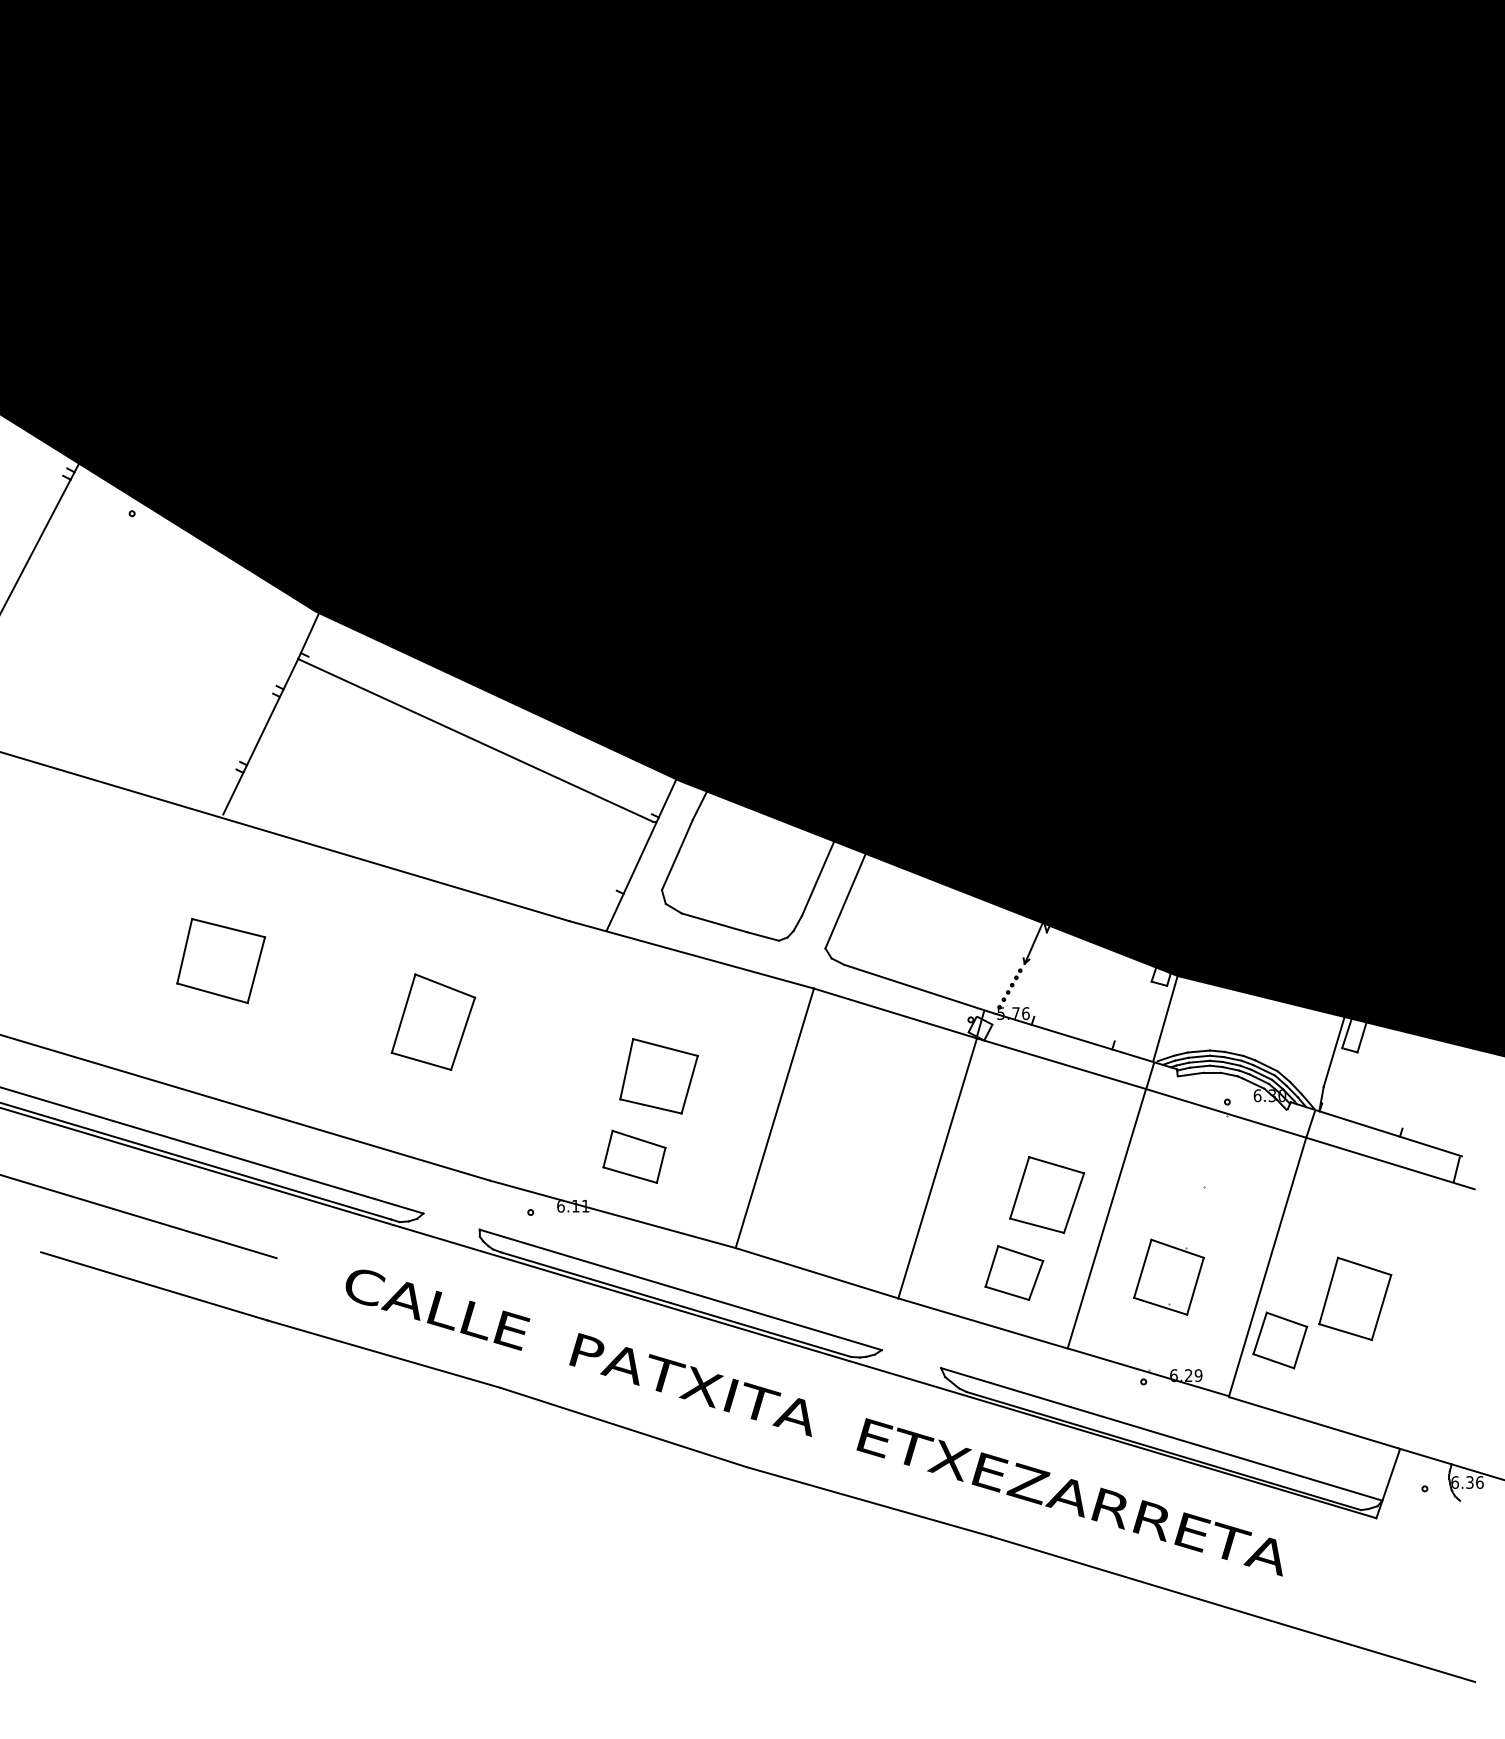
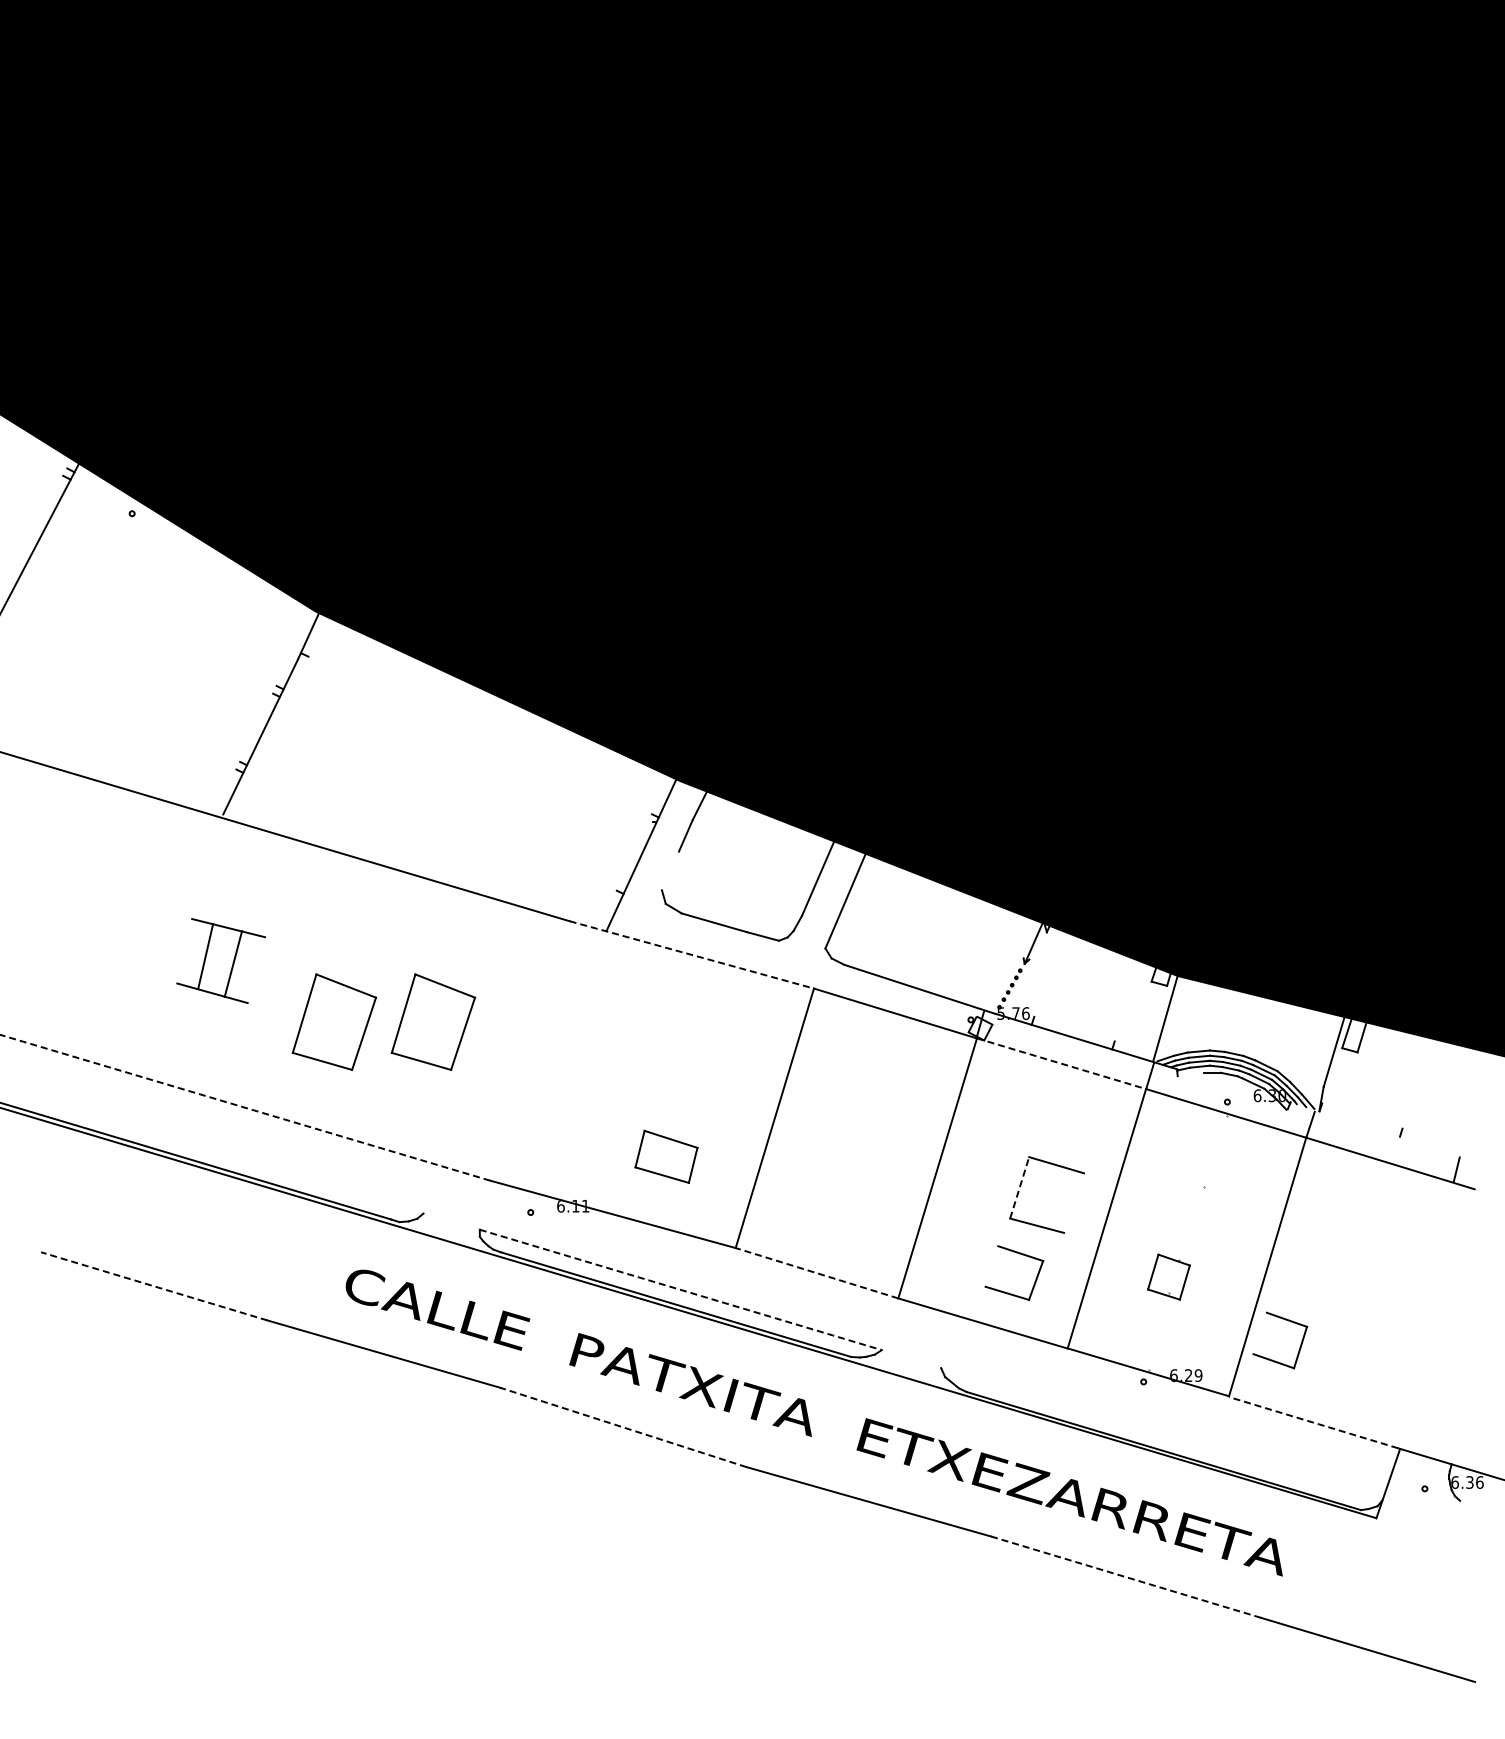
line: present -> none (475, 740)
line: present -> none (669, 870)
line position: (184, 951) -> (205, 956) (205, 956)
line: solid -> dashed (691, 954)
line position: (256, 970) -> (233, 964) (233, 964)
part: none -> present (334, 1021)
line: solid -> dashed (1062, 1063)
line: present -> none (1190, 1074)
part: present -> none (658, 1076)
line: solid -> dashed (245, 1107)
line: present -> none (1375, 1129)
line: present -> none (212, 1150)
part position: (634, 1156) -> (666, 1156) (666, 1156)
line: solid -> dashed (1019, 1187)
line: present -> none (1074, 1202)
line: present -> none (139, 1216)
line: present -> none (991, 1266)
line: solid -> dashed (816, 1273)
part size: 72x78 px -> 44x48 px (1168, 1276)
line: solid -> dashed (153, 1286)
line: solid -> dashed (680, 1289)
part: present -> none (1355, 1298)
line: present -> none (1259, 1333)
line: solid -> dashed (1313, 1422)
line: solid -> dashed (623, 1427)
line: present -> none (1161, 1434)
line: solid -> dashed (1126, 1577)
